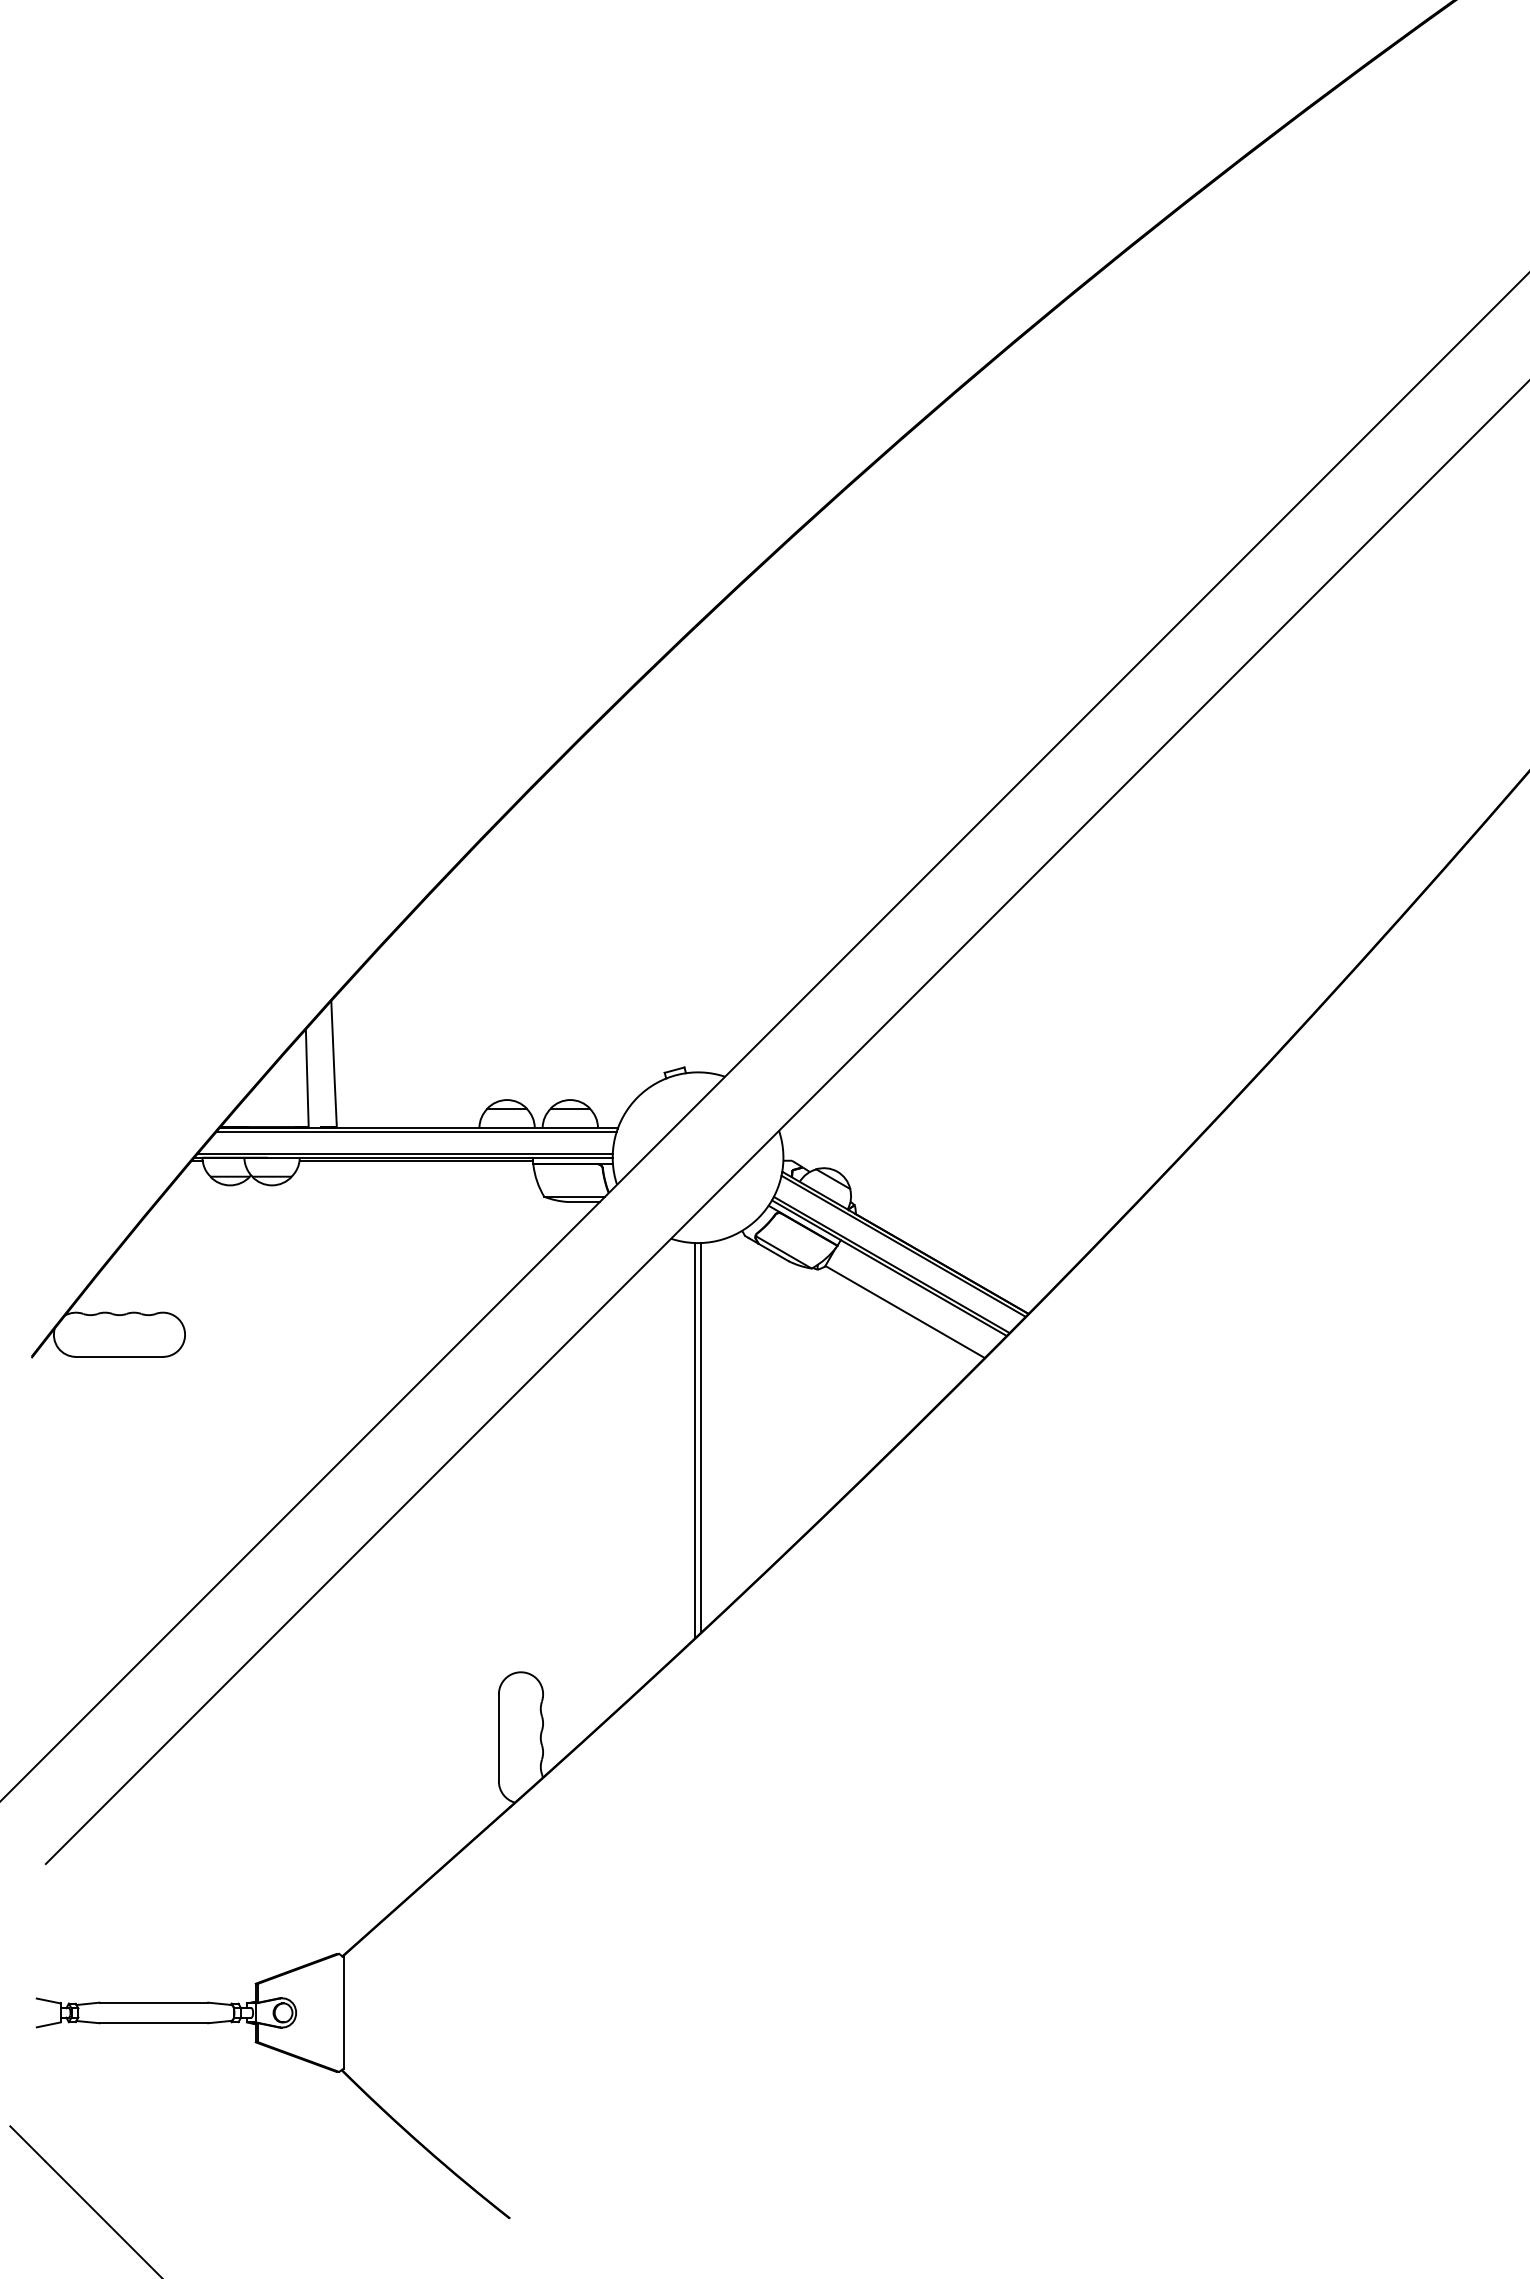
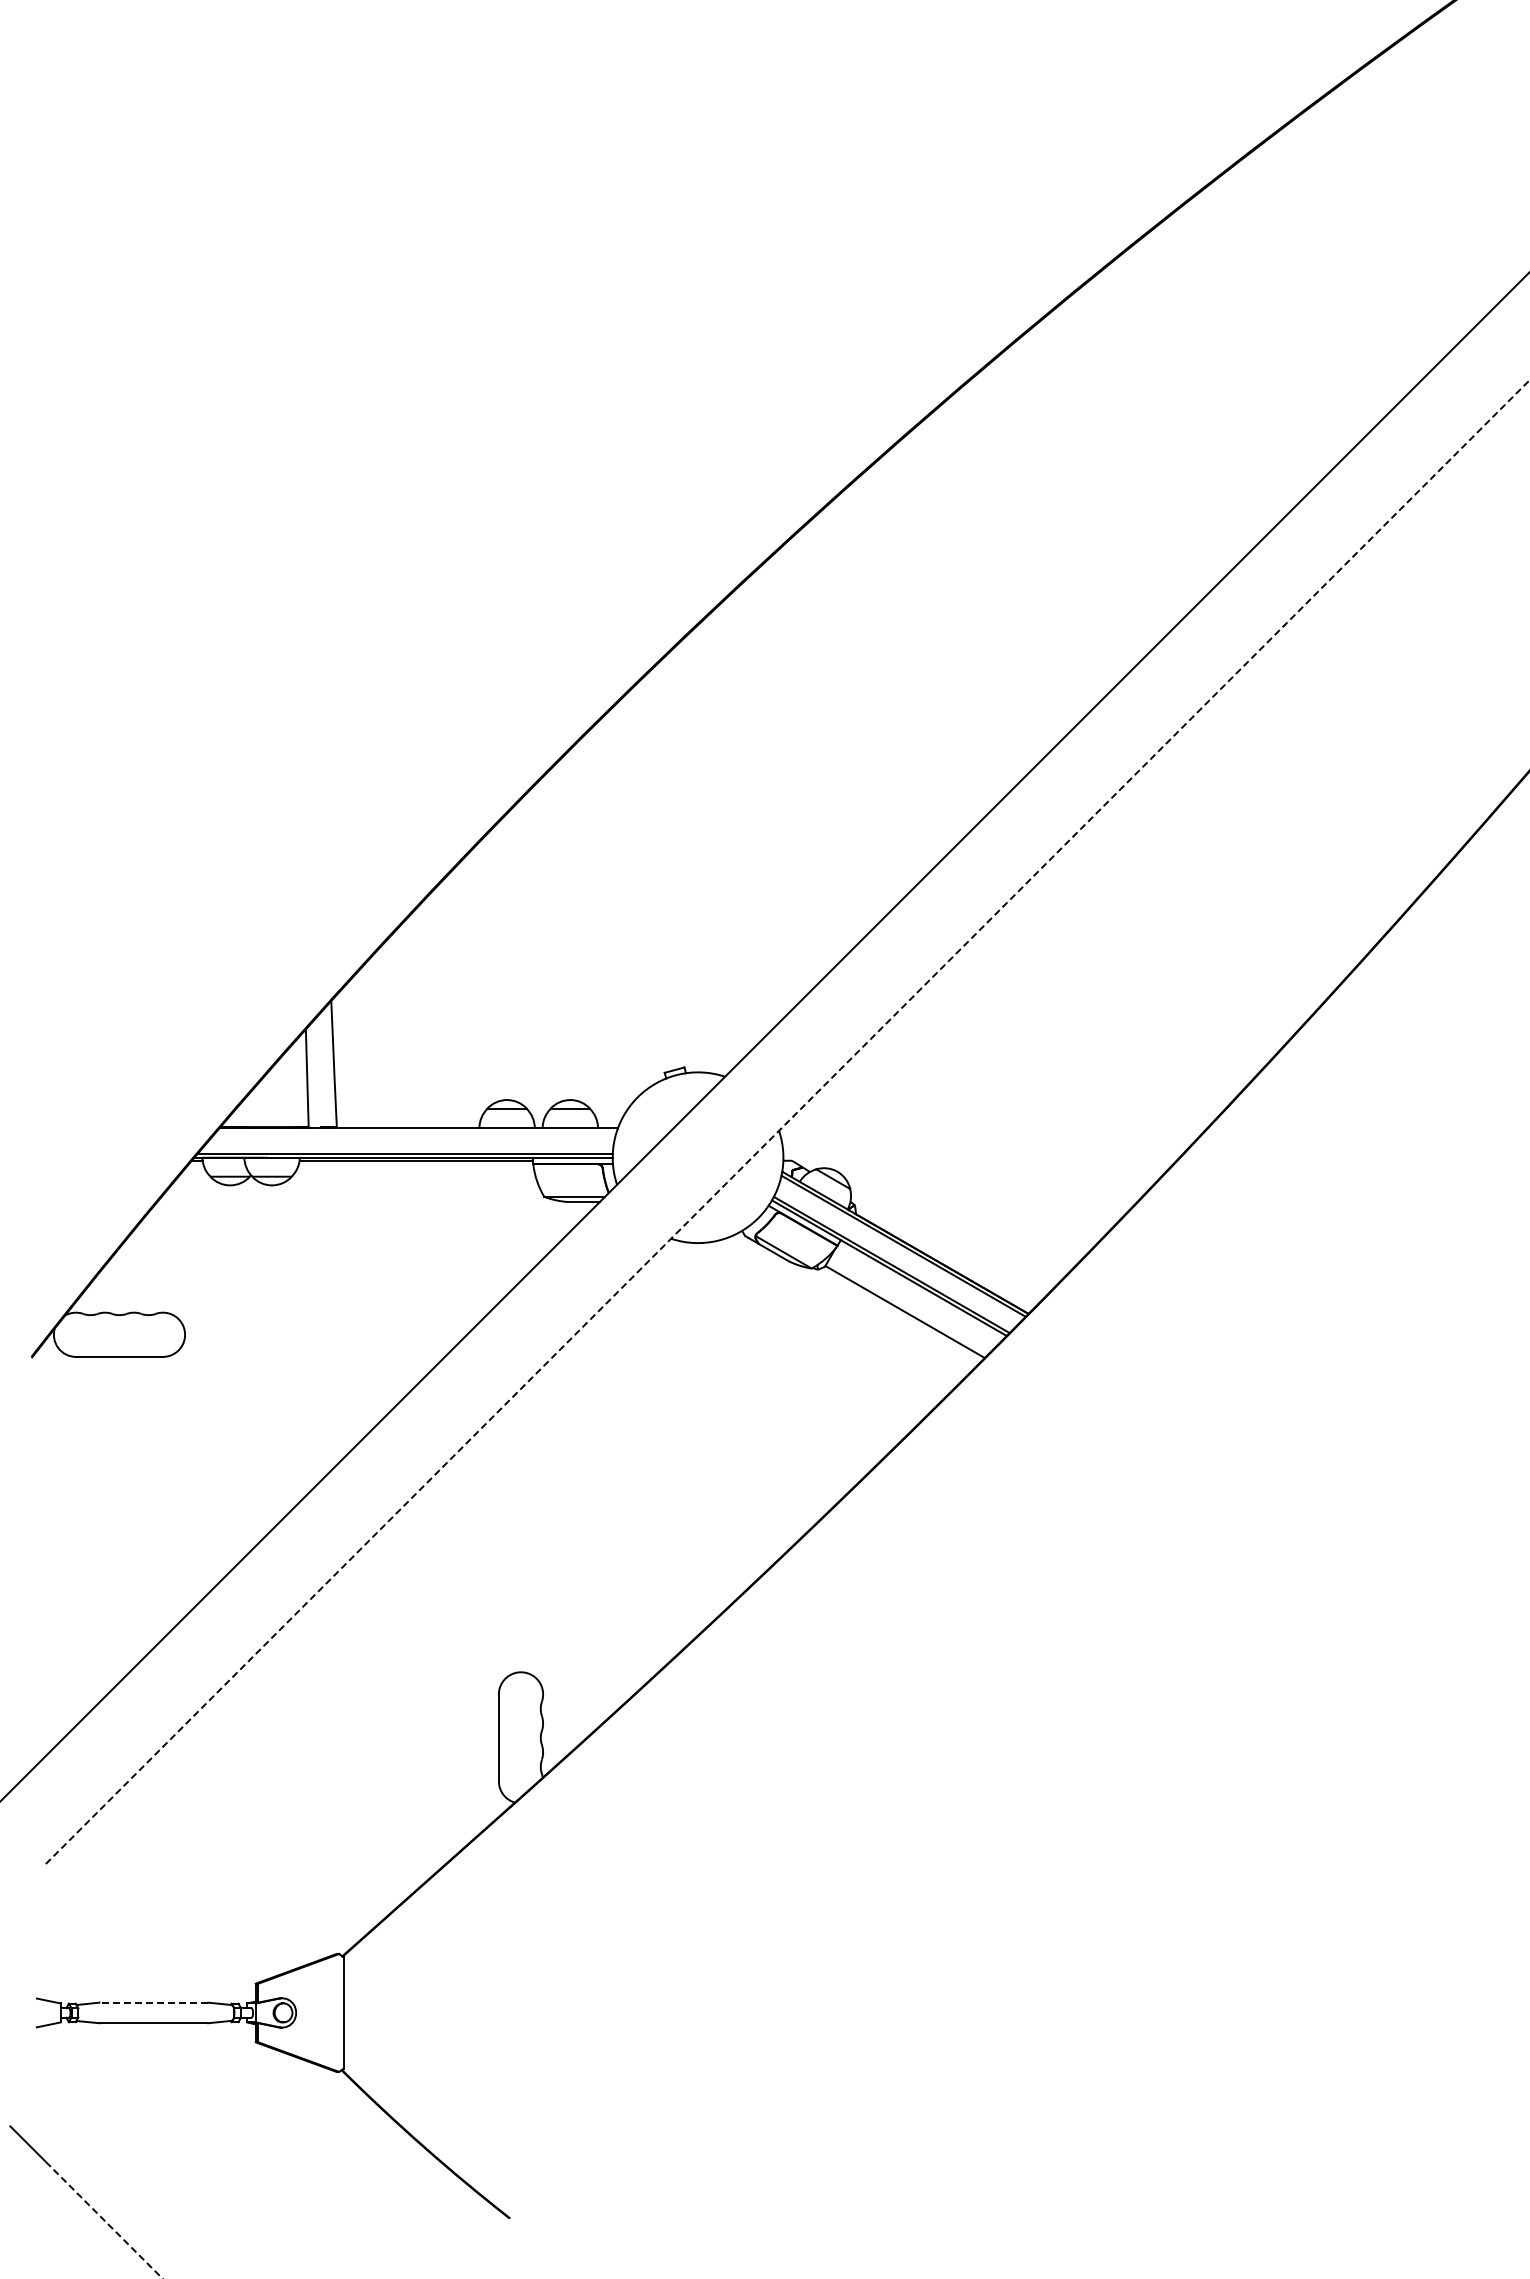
line: solid -> dashed (788, 1121)
line: present -> none (416, 1131)
line: present -> none (701, 1437)
line: present -> none (694, 1440)
line: solid -> dashed (153, 2002)
line: solid -> dashed (104, 2220)
